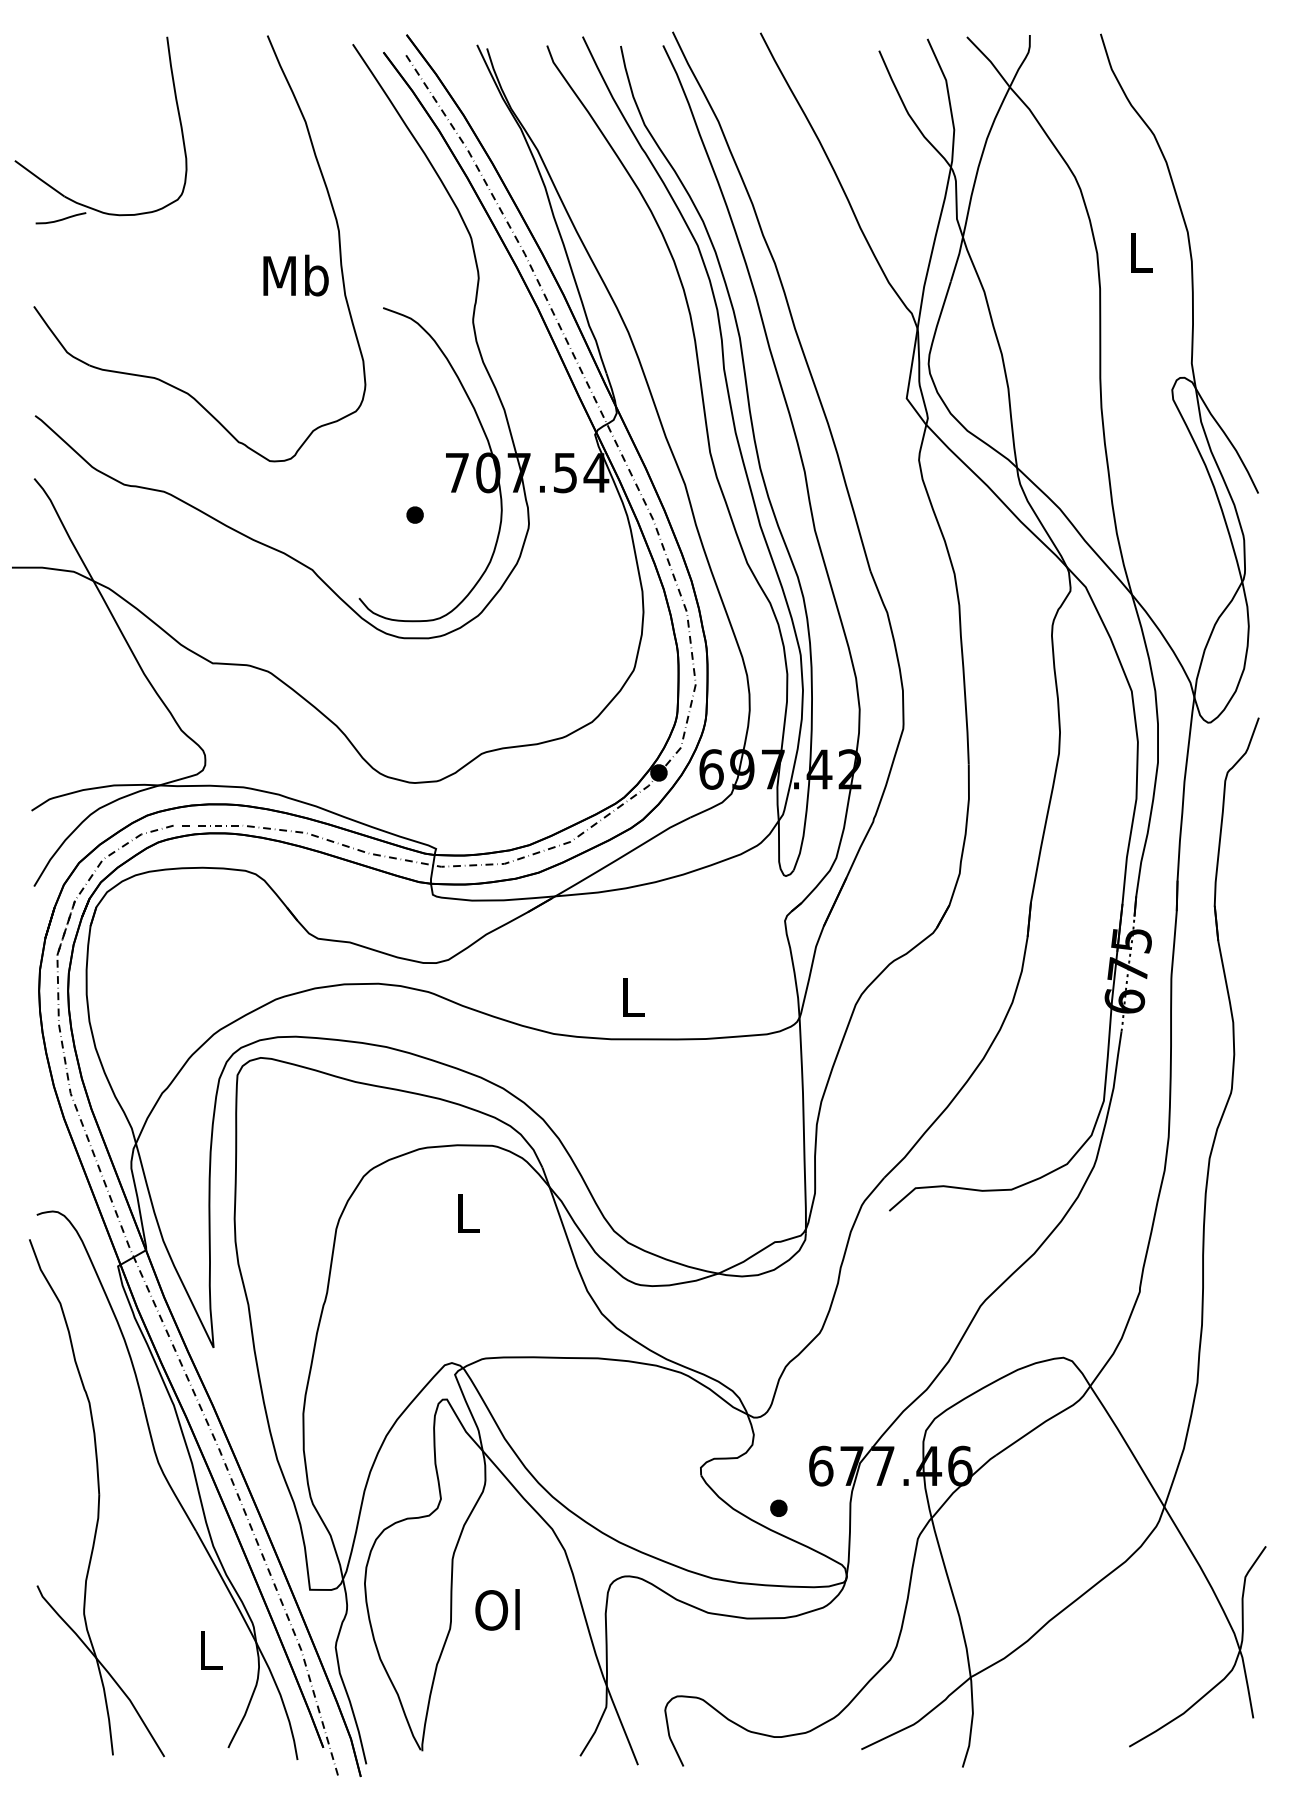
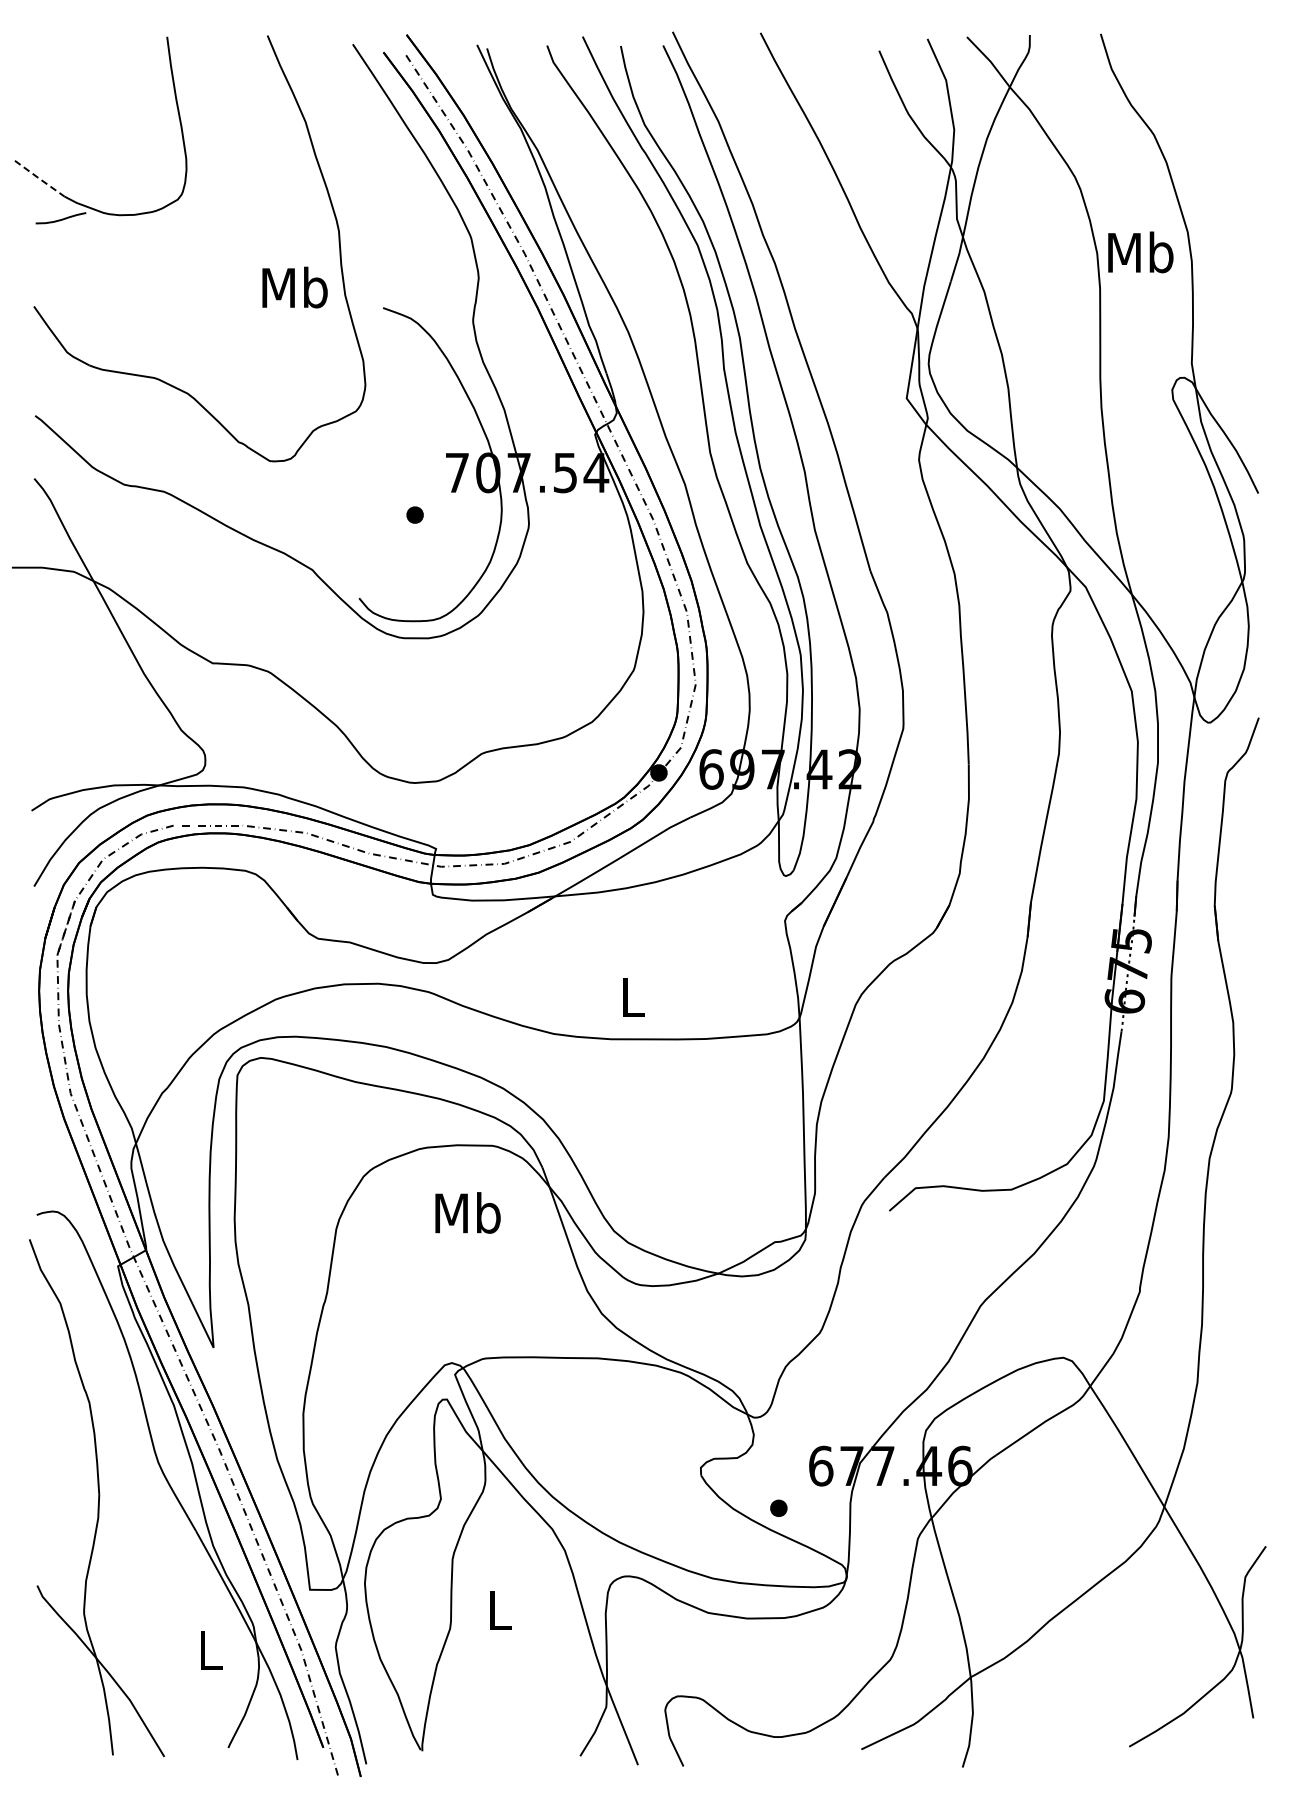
line: solid -> dashed (39, 178)
text: L -> Mb (1140, 252)
text position: (295, 275) -> (294, 287) (294, 287)
text: L -> Mb (467, 1212)
text: Ol -> L (497, 1609)
